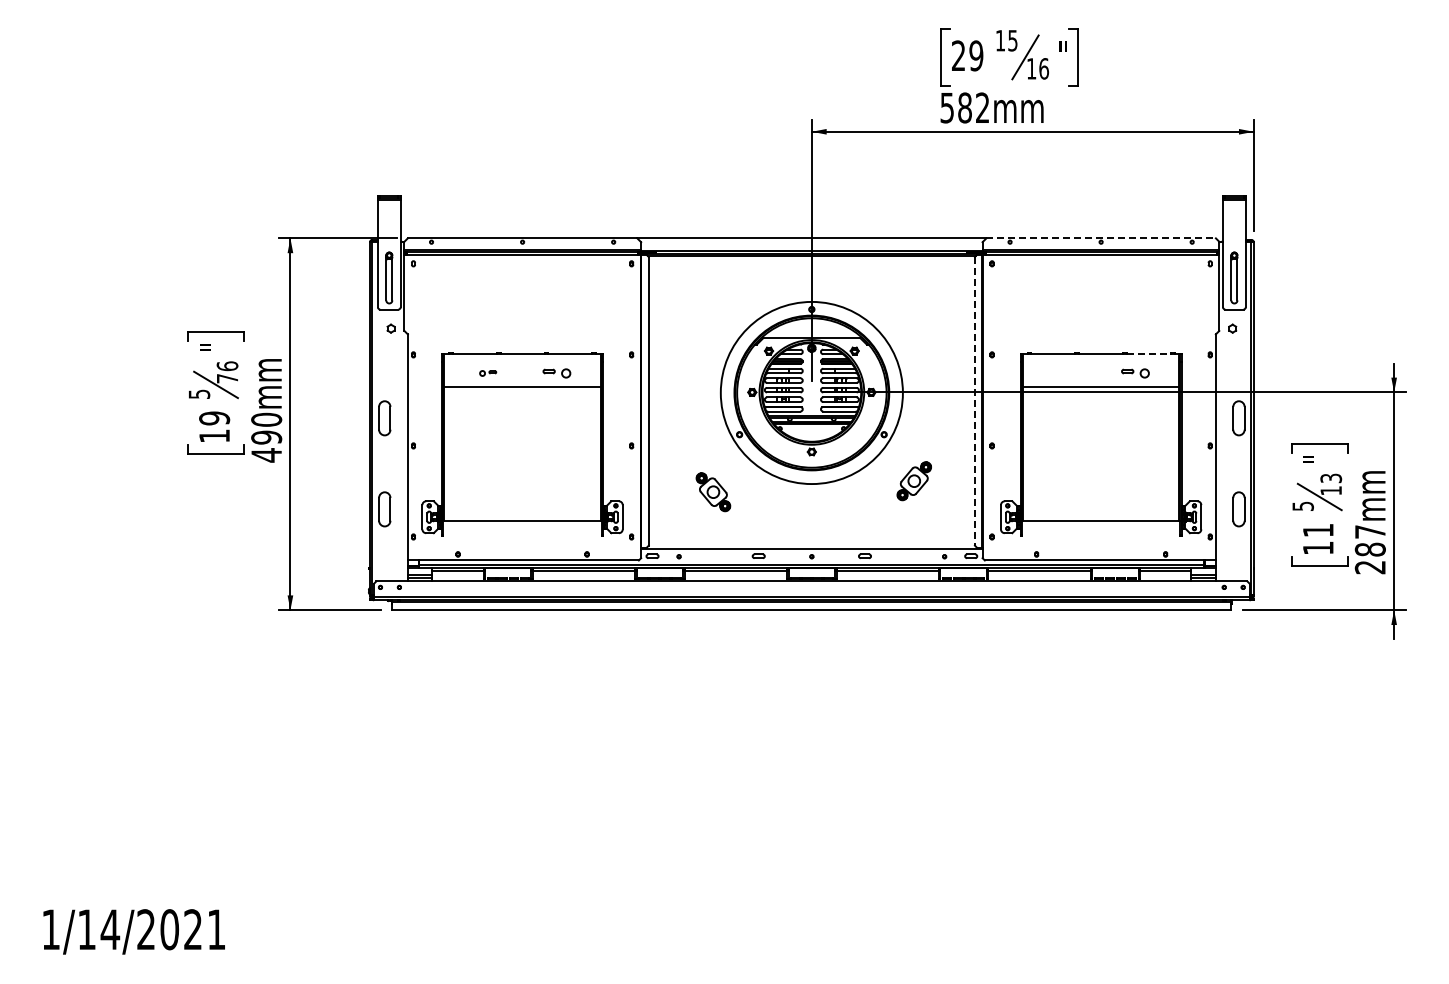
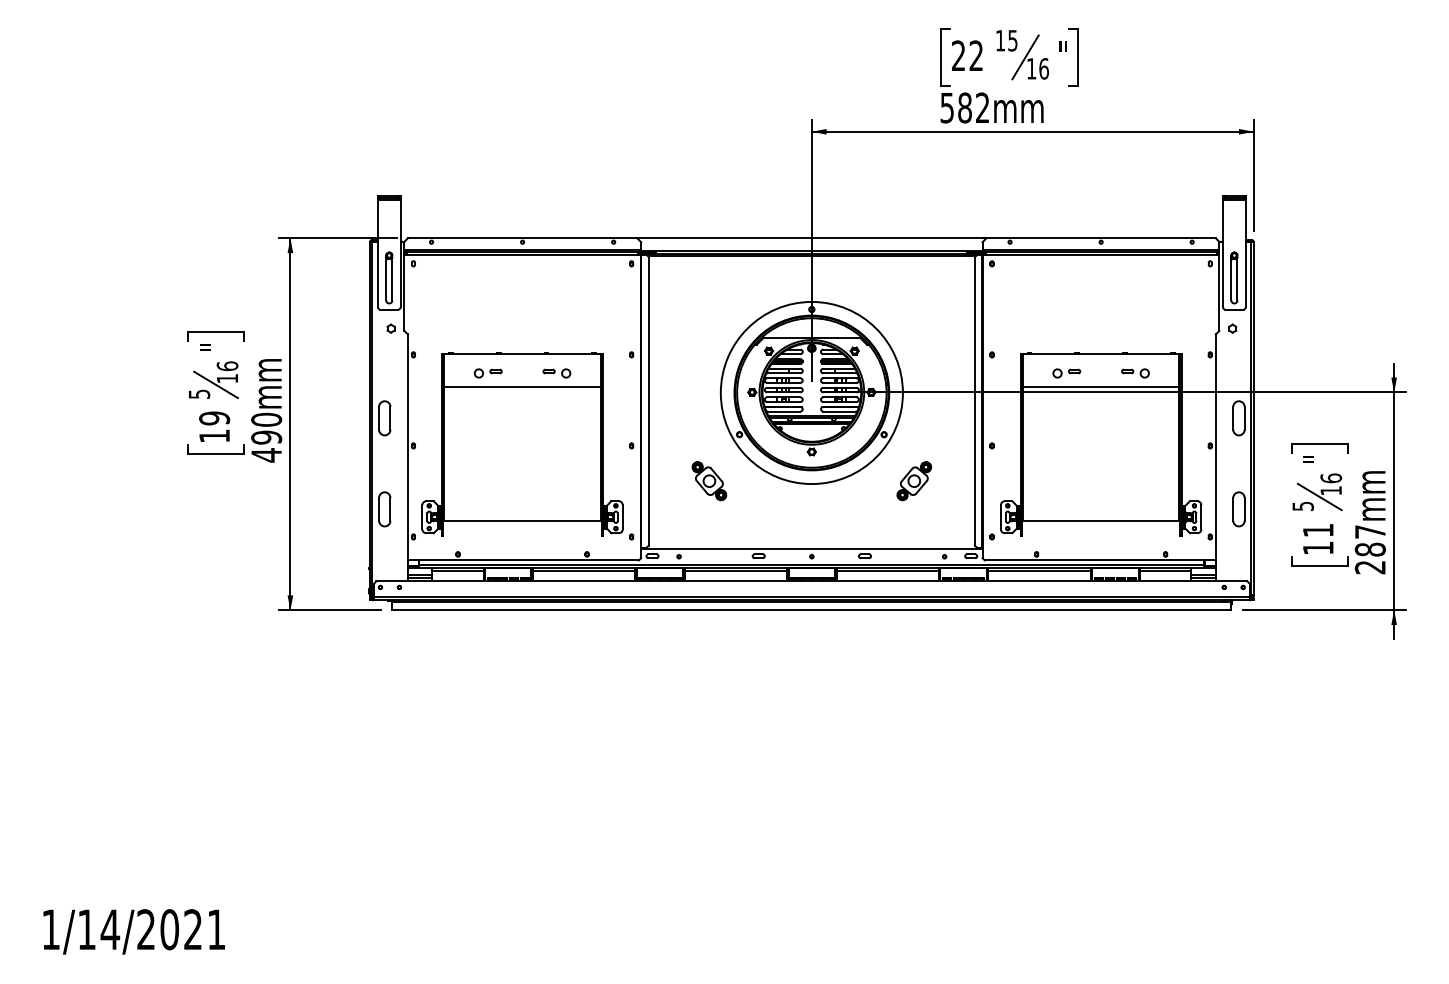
text: 29 -> 22 (976, 55)
line: dashed -> solid (1101, 238)
line: dashed -> solid (1148, 354)
part size: 19x7 px -> 30x11 px (487, 373)
part: none -> present (1066, 373)
text: 76 -> 16 (227, 378)
line: dashed -> solid (974, 401)
text: 13 -> 16 (1331, 478)
part position: (713, 492) -> (709, 481) (709, 481)
